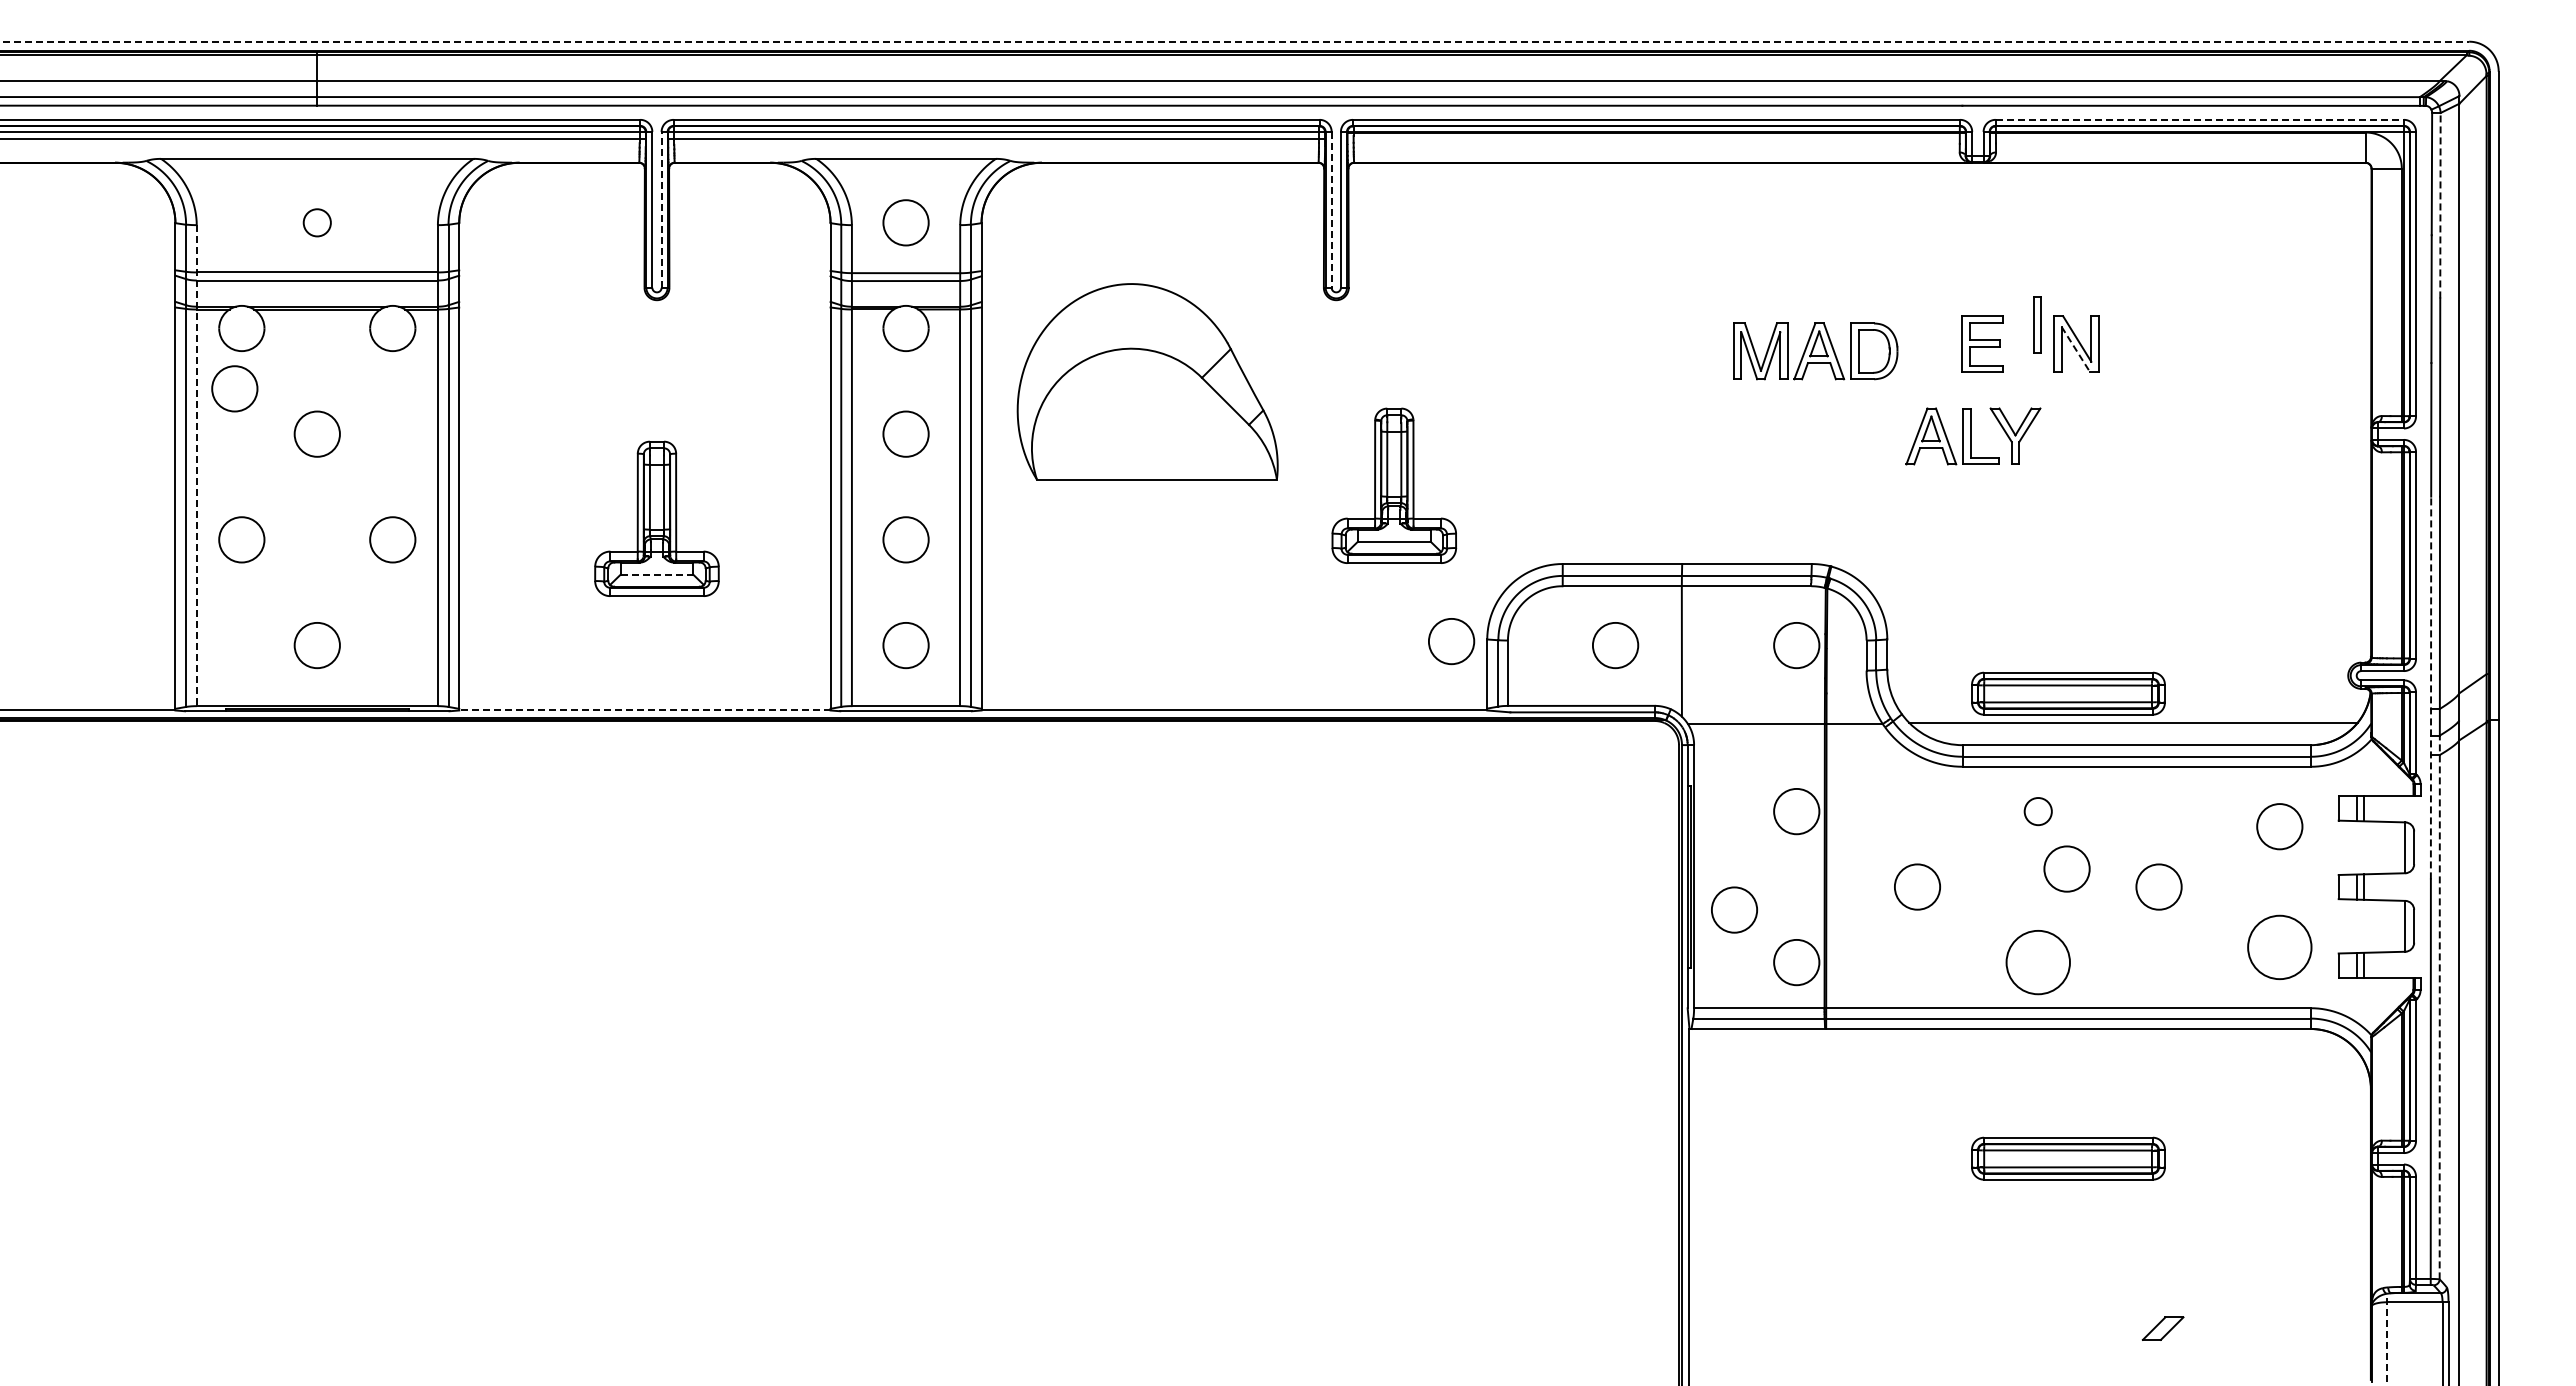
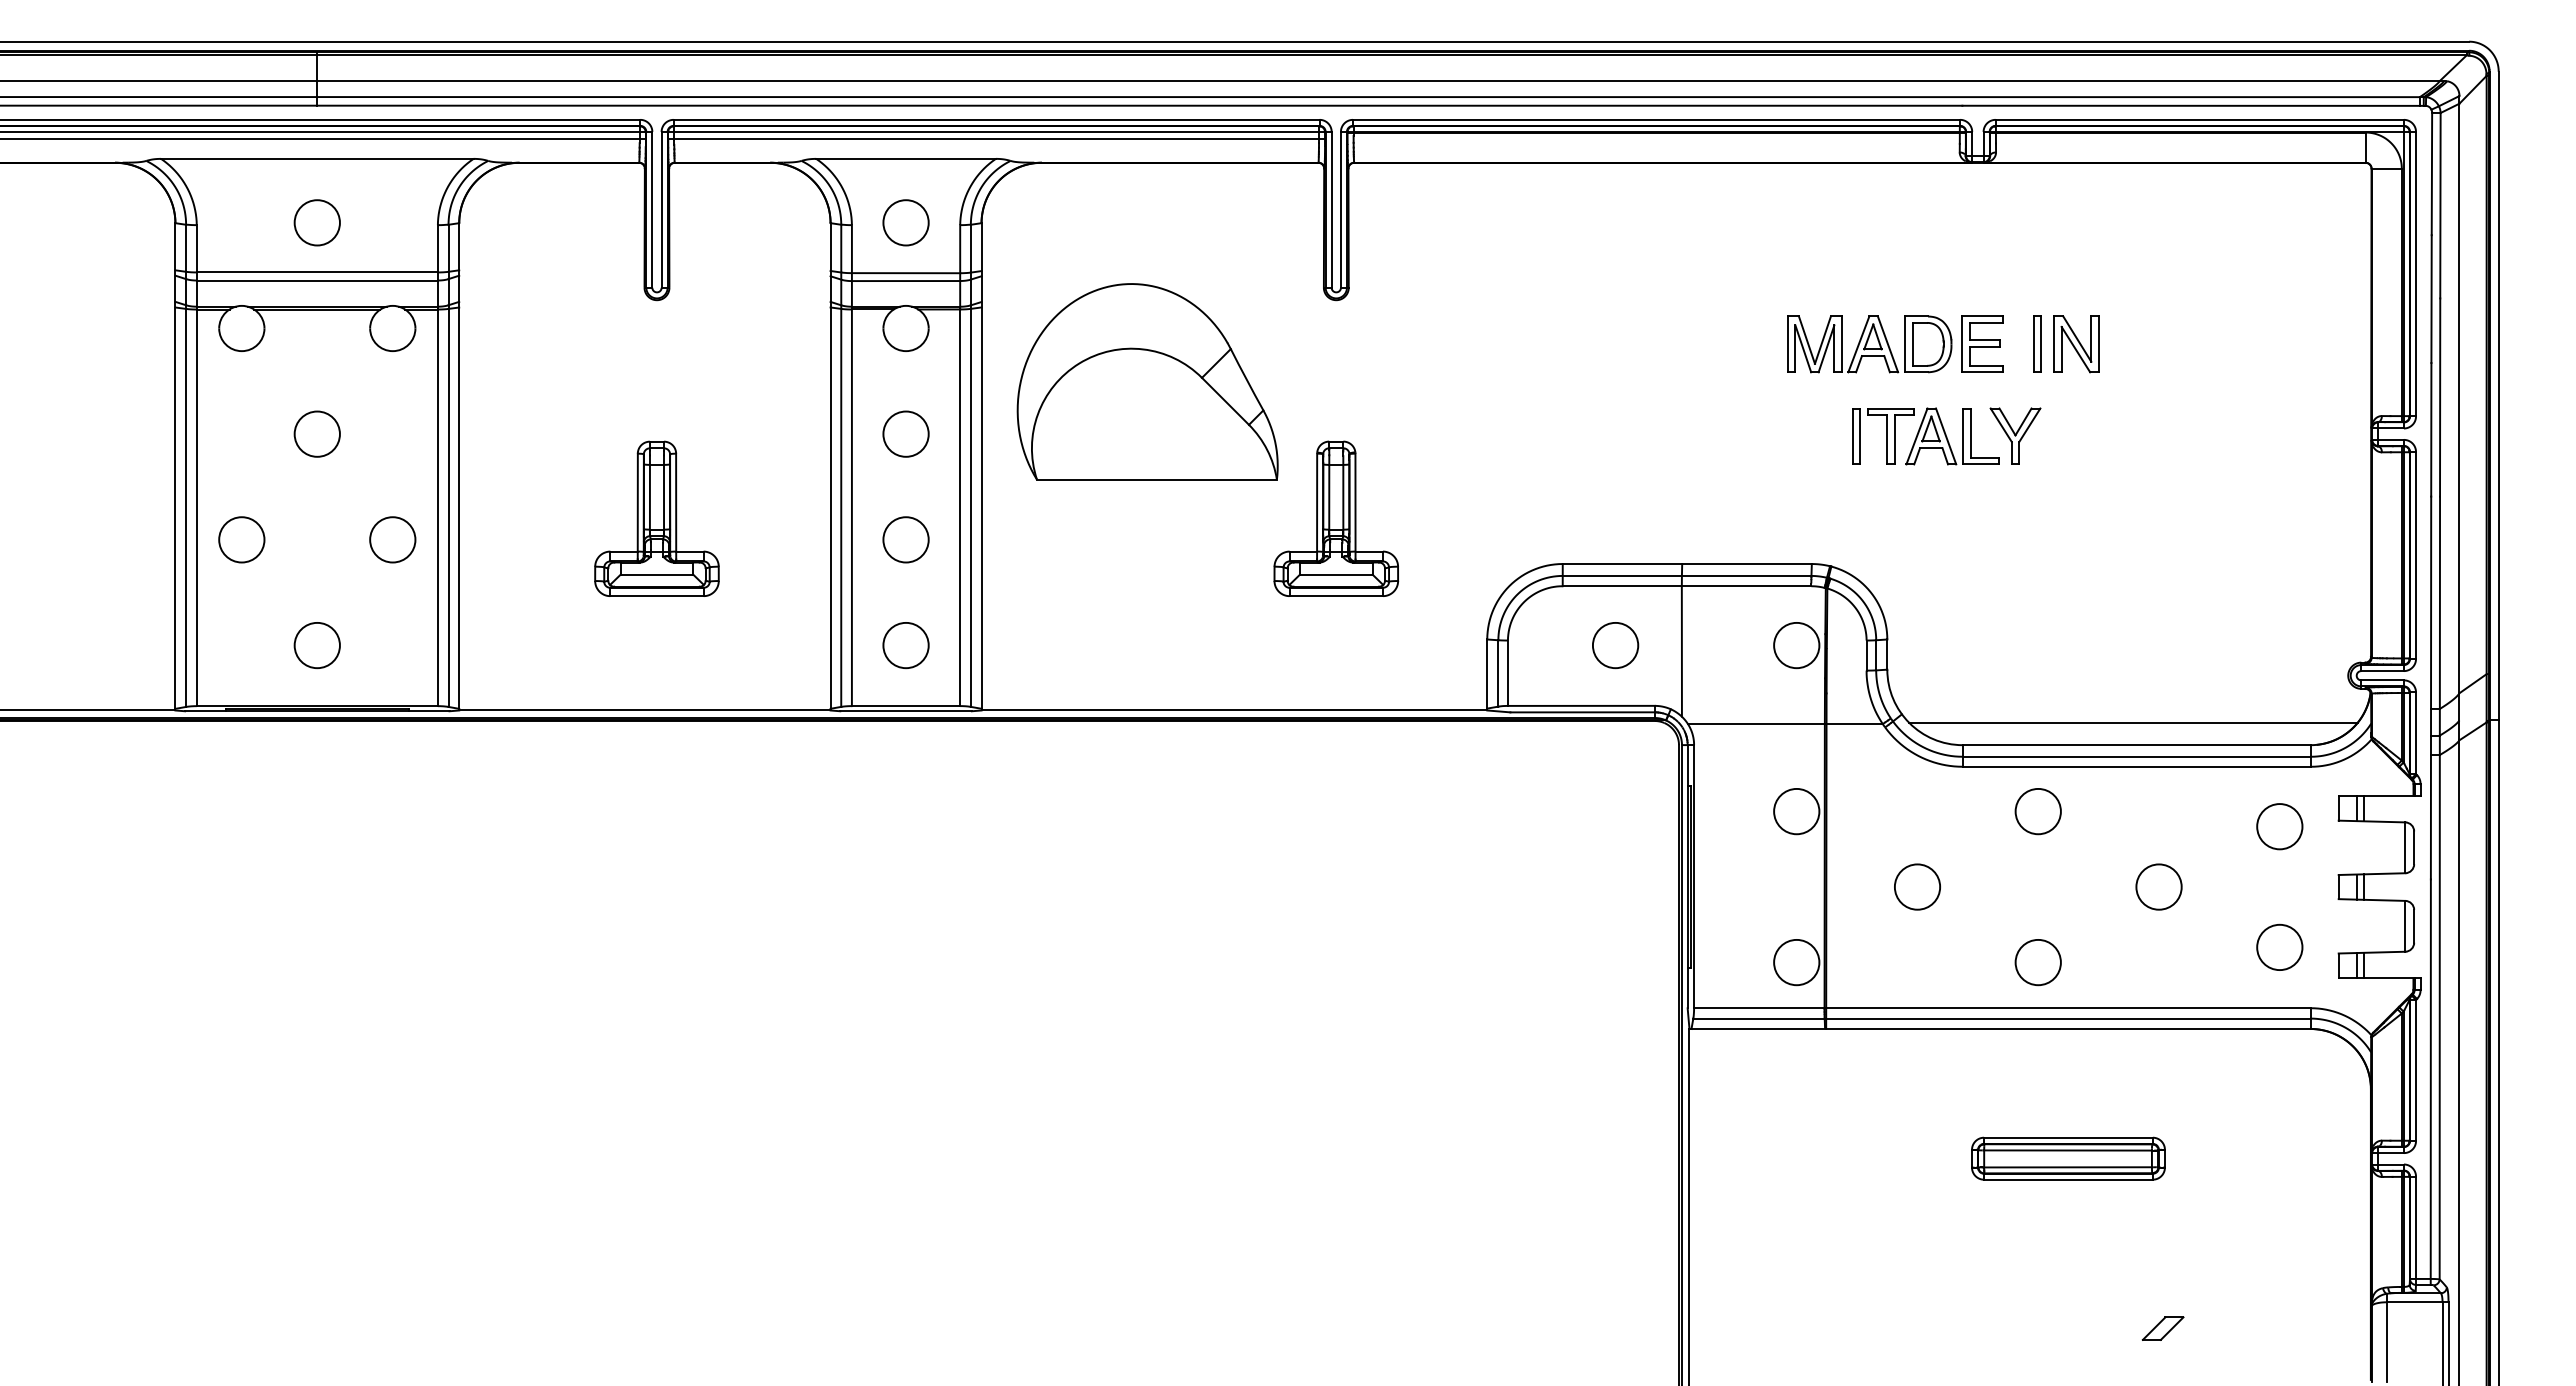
line: dashed -> solid (1235, 41)
line: dashed -> solid (2200, 119)
line: dashed -> solid (2440, 205)
line: dashed -> solid (661, 209)
line: dashed -> solid (1331, 209)
circle diameter: 27 px -> 45 px (316, 222)
part position: (2037, 324) -> (2037, 343) (2037, 343)
line: dashed -> solid (2075, 349)
part position: (1815, 351) -> (1869, 344) (1869, 344)
circle: present -> none (234, 388)
part: none -> present (1883, 436)
line: dashed -> solid (196, 465)
part position: (1394, 485) -> (1336, 518) (1336, 518)
line: dashed -> solid (657, 574)
circle: present -> none (1451, 641)
line: dashed -> solid (2431, 687)
part: present -> none (2068, 693)
line: dashed -> solid (644, 710)
circle diameter: 27 px -> 45 px (2037, 811)
circle: present -> none (2066, 868)
circle: present -> none (1734, 909)
circle diameter: 63 px -> 45 px (2279, 947)
circle diameter: 63 px -> 45 px (2037, 962)
line: dashed -> solid (2439, 1007)
line: dashed -> solid (2386, 1337)
